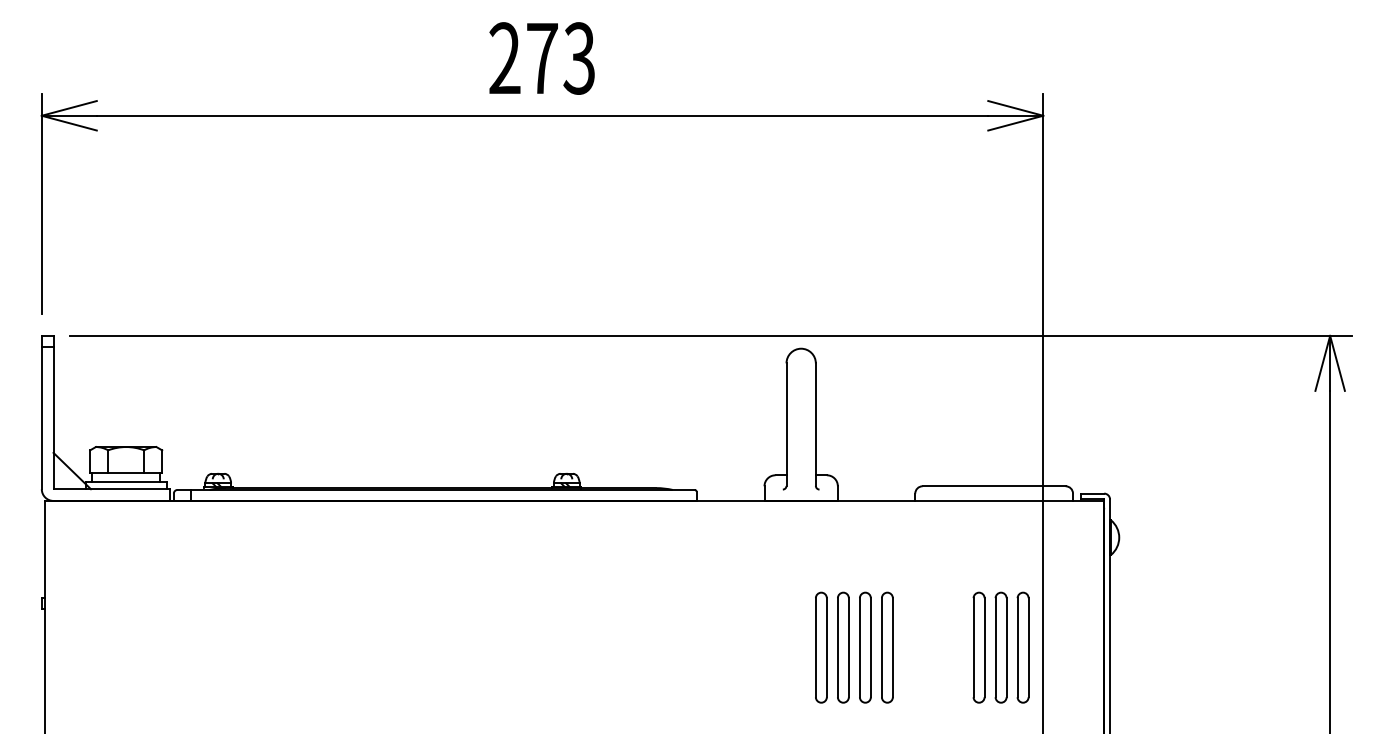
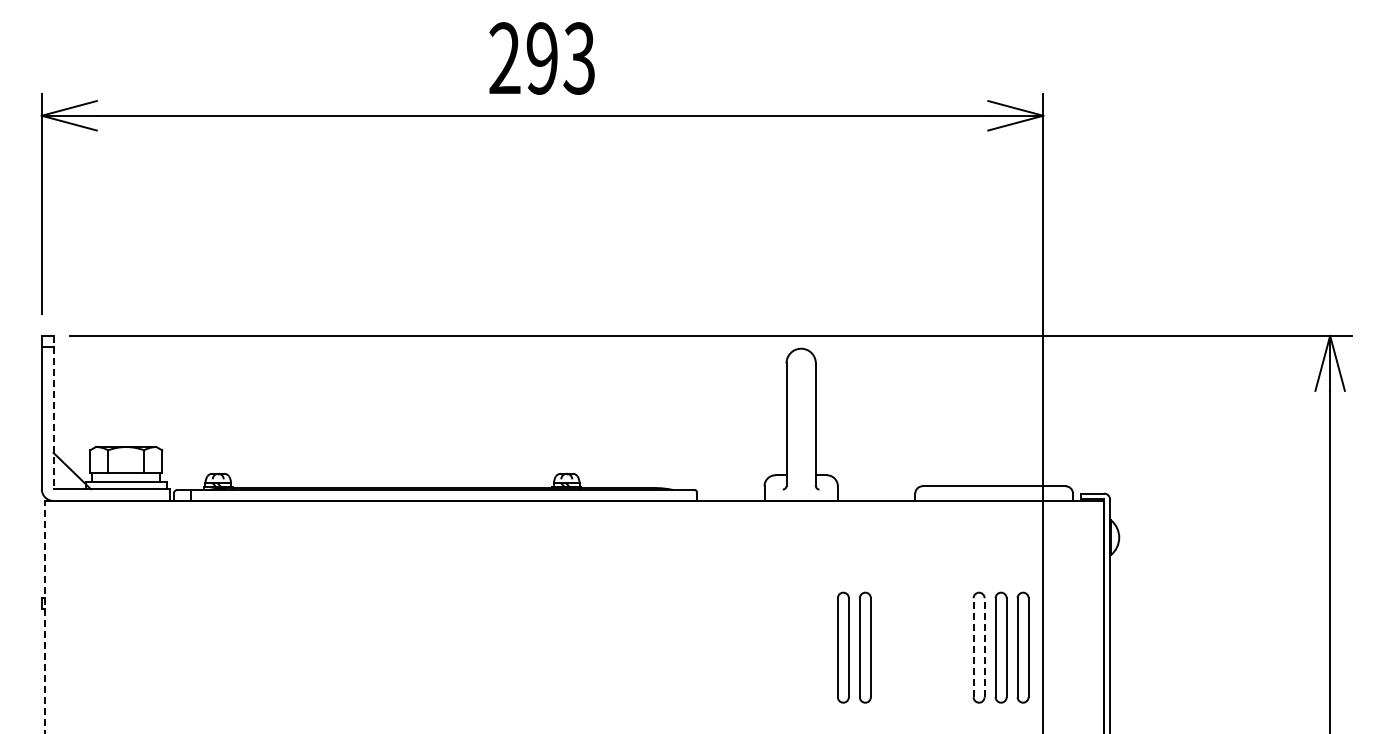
text: 273 -> 293 (541, 58)
line: solid -> dashed (53, 412)
line: solid -> dashed (45, 616)
part: present -> none (821, 647)
part: present -> none (887, 647)
line: solid -> dashed (973, 647)
line: solid -> dashed (984, 647)
